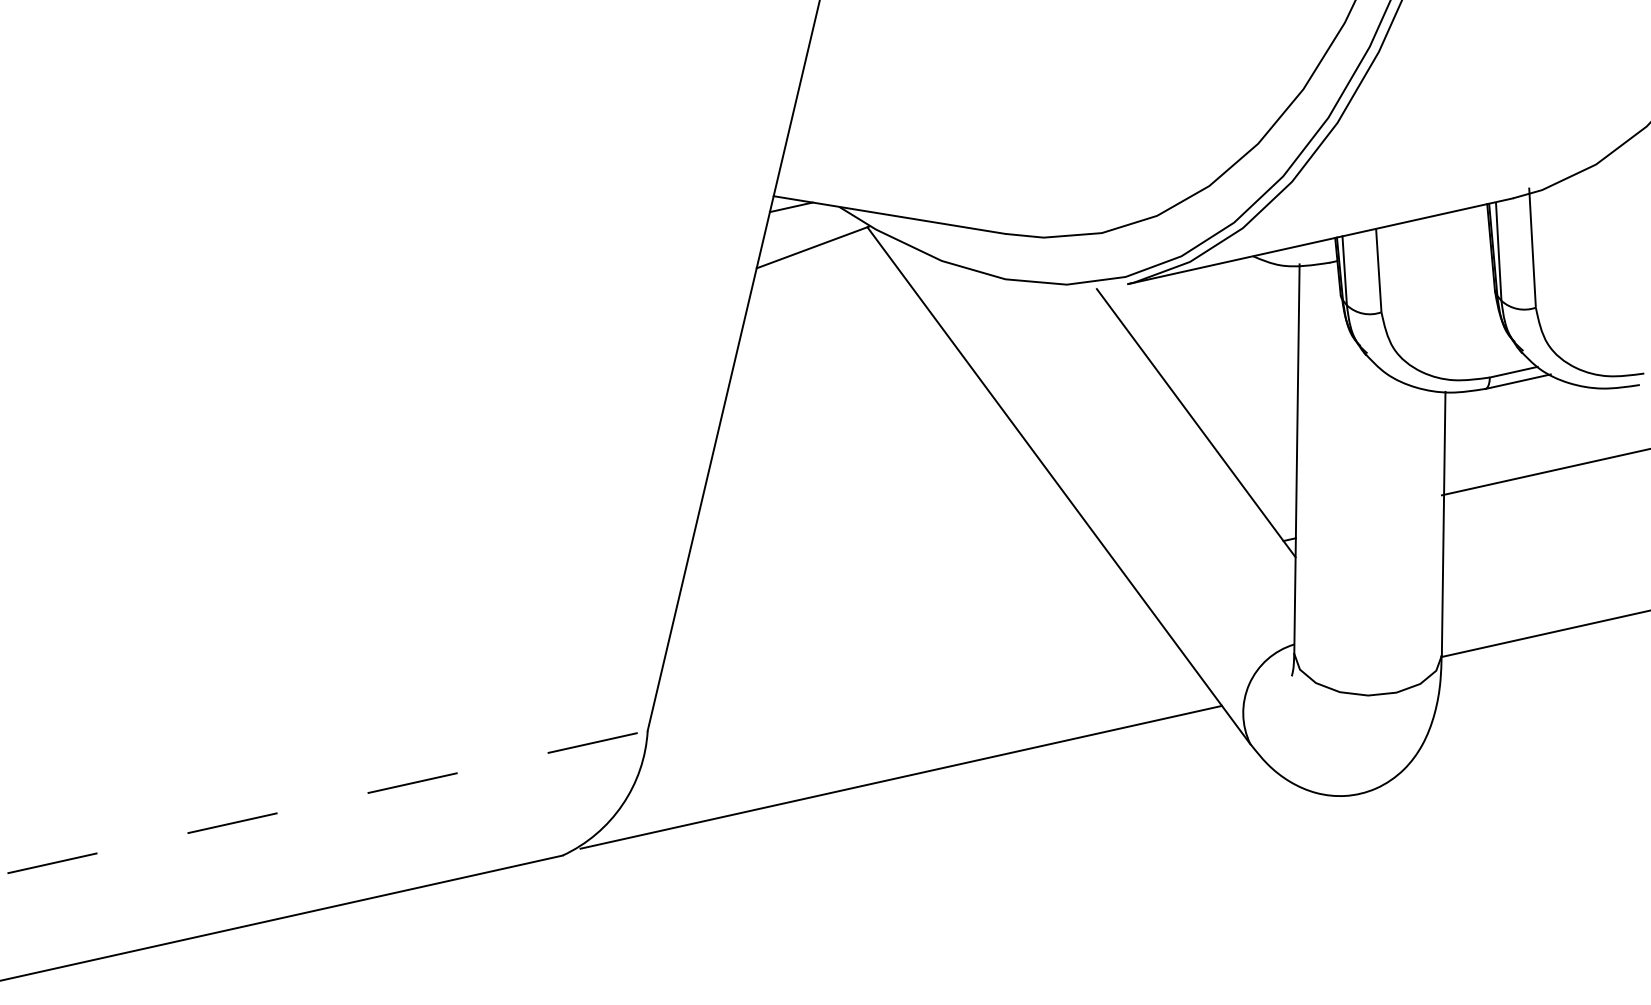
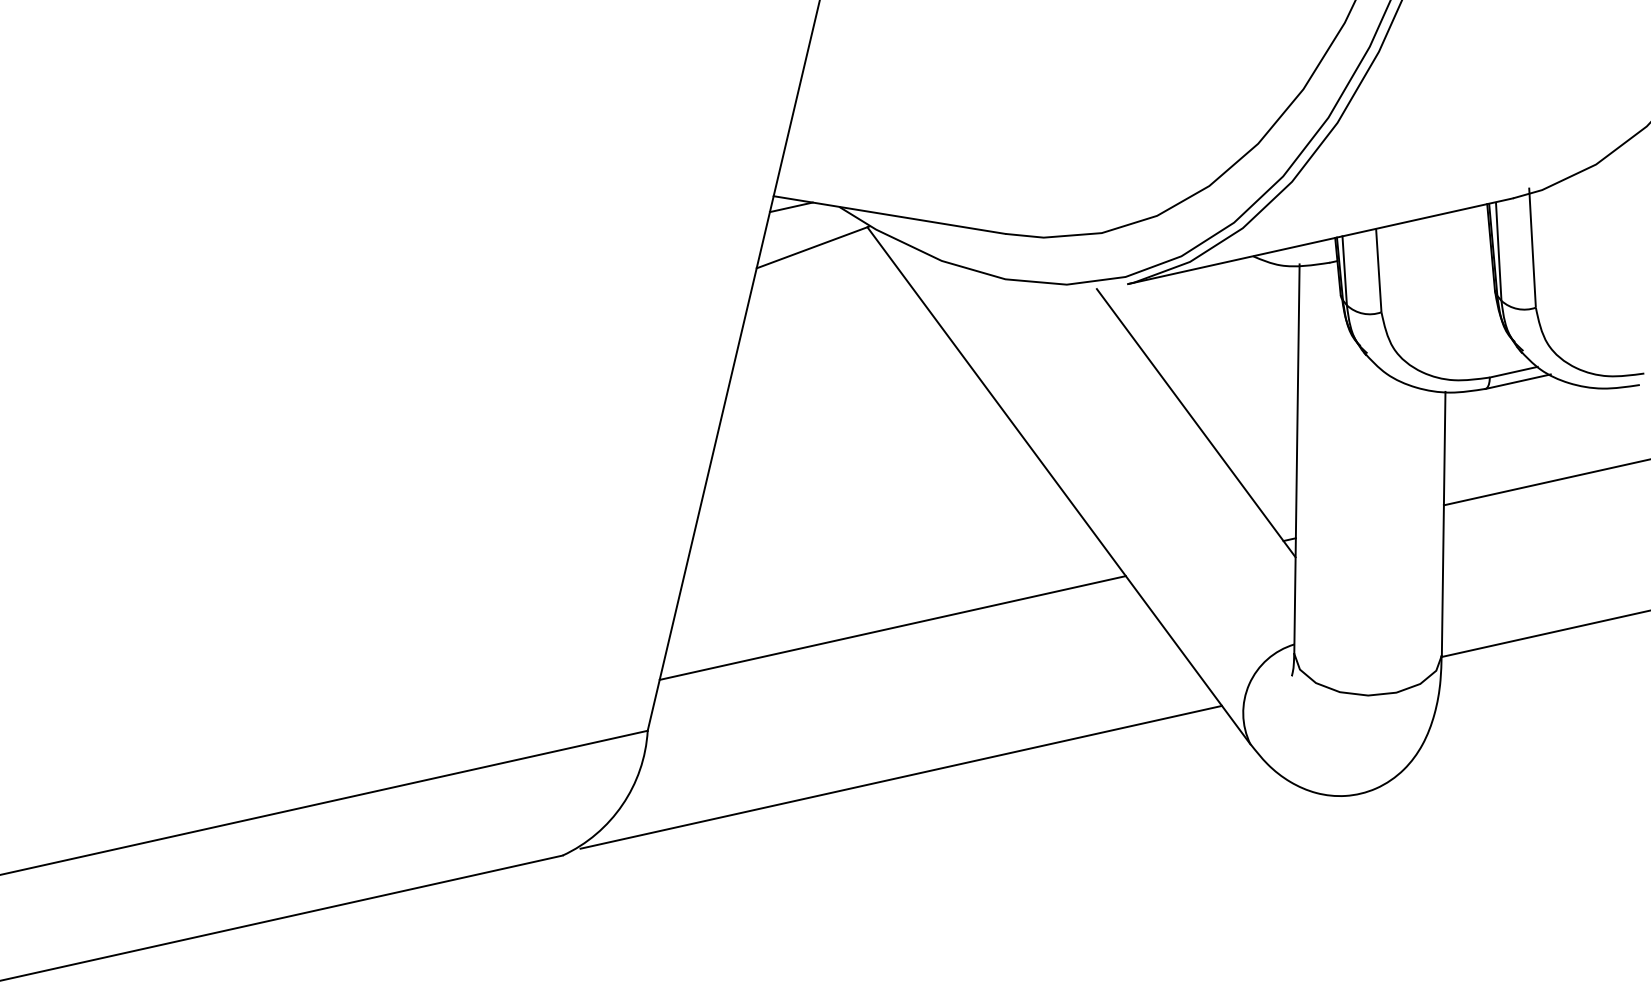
line position: (1544, 472) -> (1545, 482) (1545, 482)
line: none -> present (892, 627)
line: dashed -> solid (324, 802)
